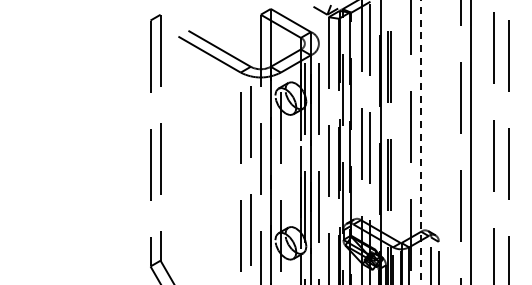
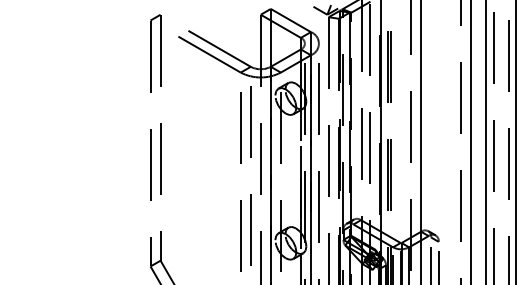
line: none -> present (485, 141)
line: none -> present (516, 141)
line: dashed -> solid (421, 142)
